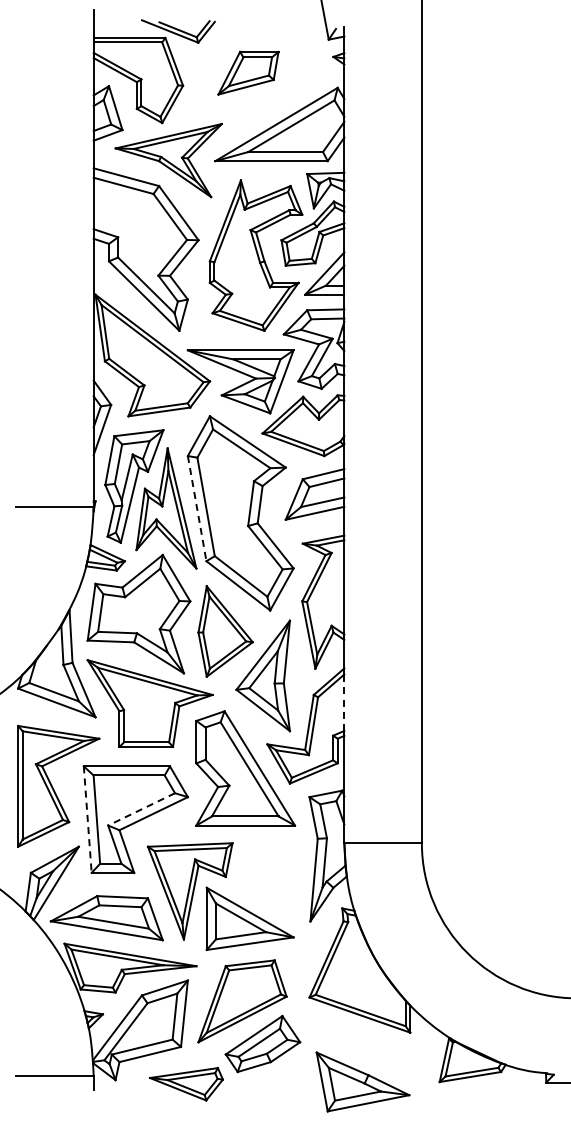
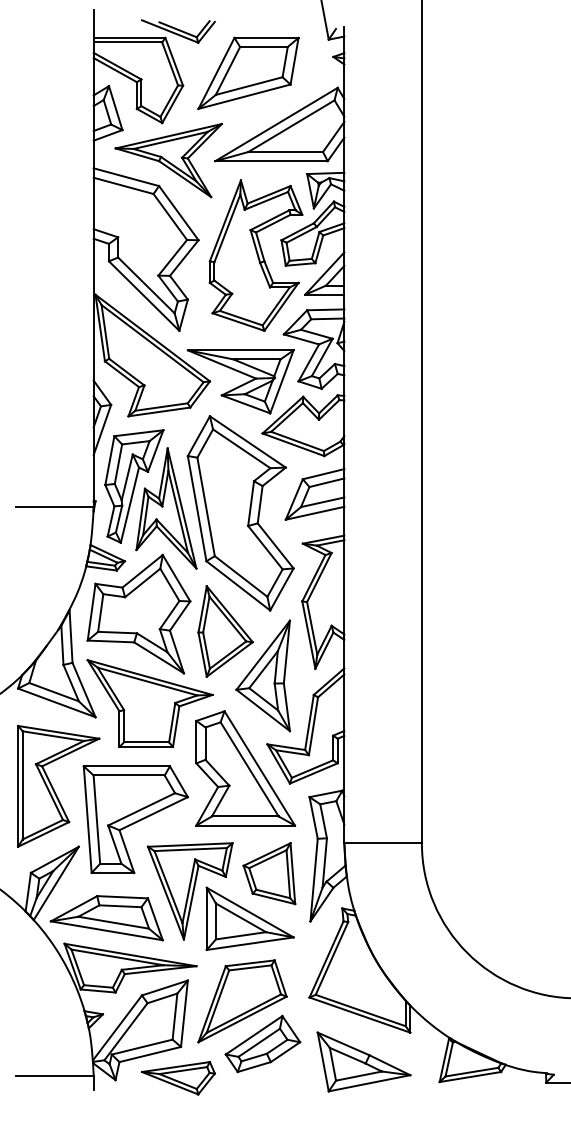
part size: 63x46 px -> 103x74 px (248, 72)
line: dashed -> solid (197, 509)
line: dashed -> solid (344, 702)
line: dashed -> solid (141, 809)
line: dashed -> solid (87, 820)
part: none -> present (269, 873)
part position: (362, 1081) -> (363, 1061) (363, 1061)
part position: (186, 1084) -> (178, 1078) (178, 1078)
